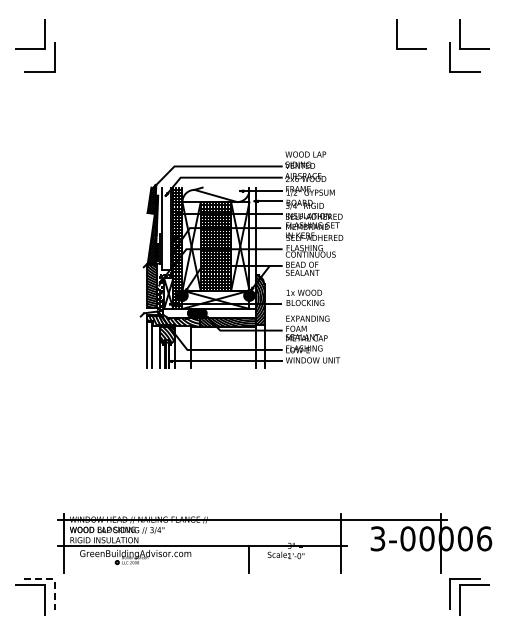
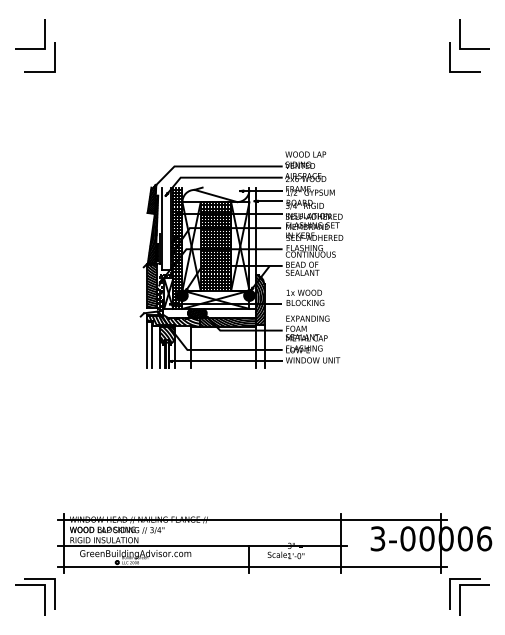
line: present -> none (397, 34)
line: none -> present (252, 567)
line: dashed -> solid (54, 579)
